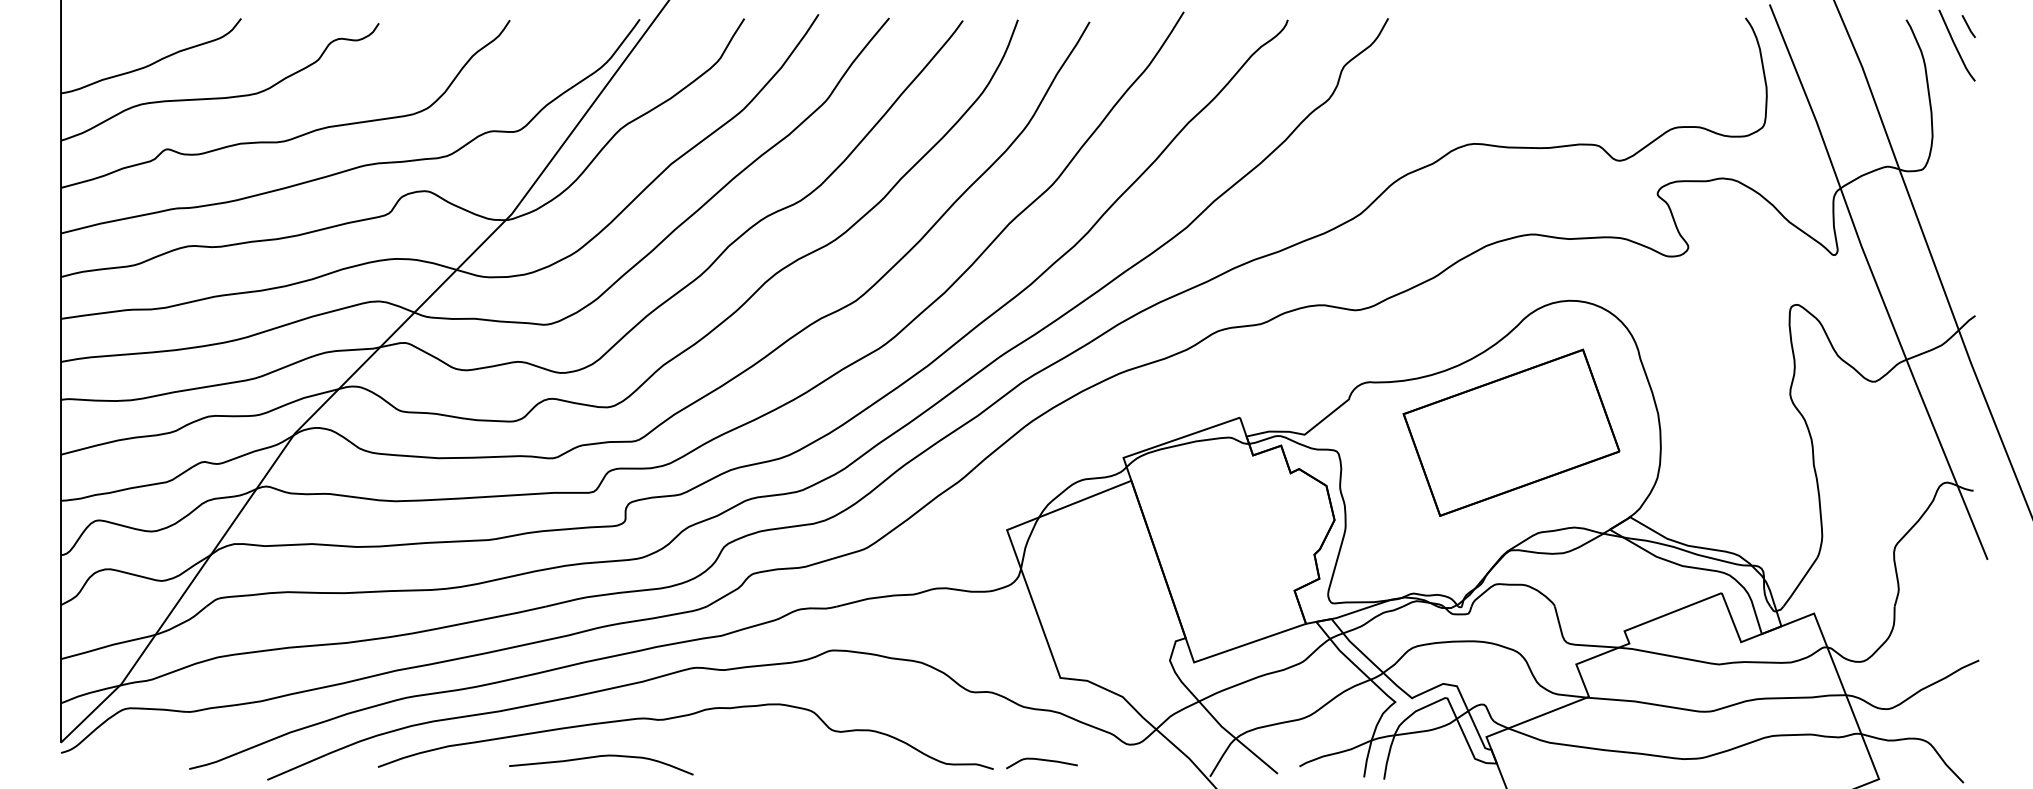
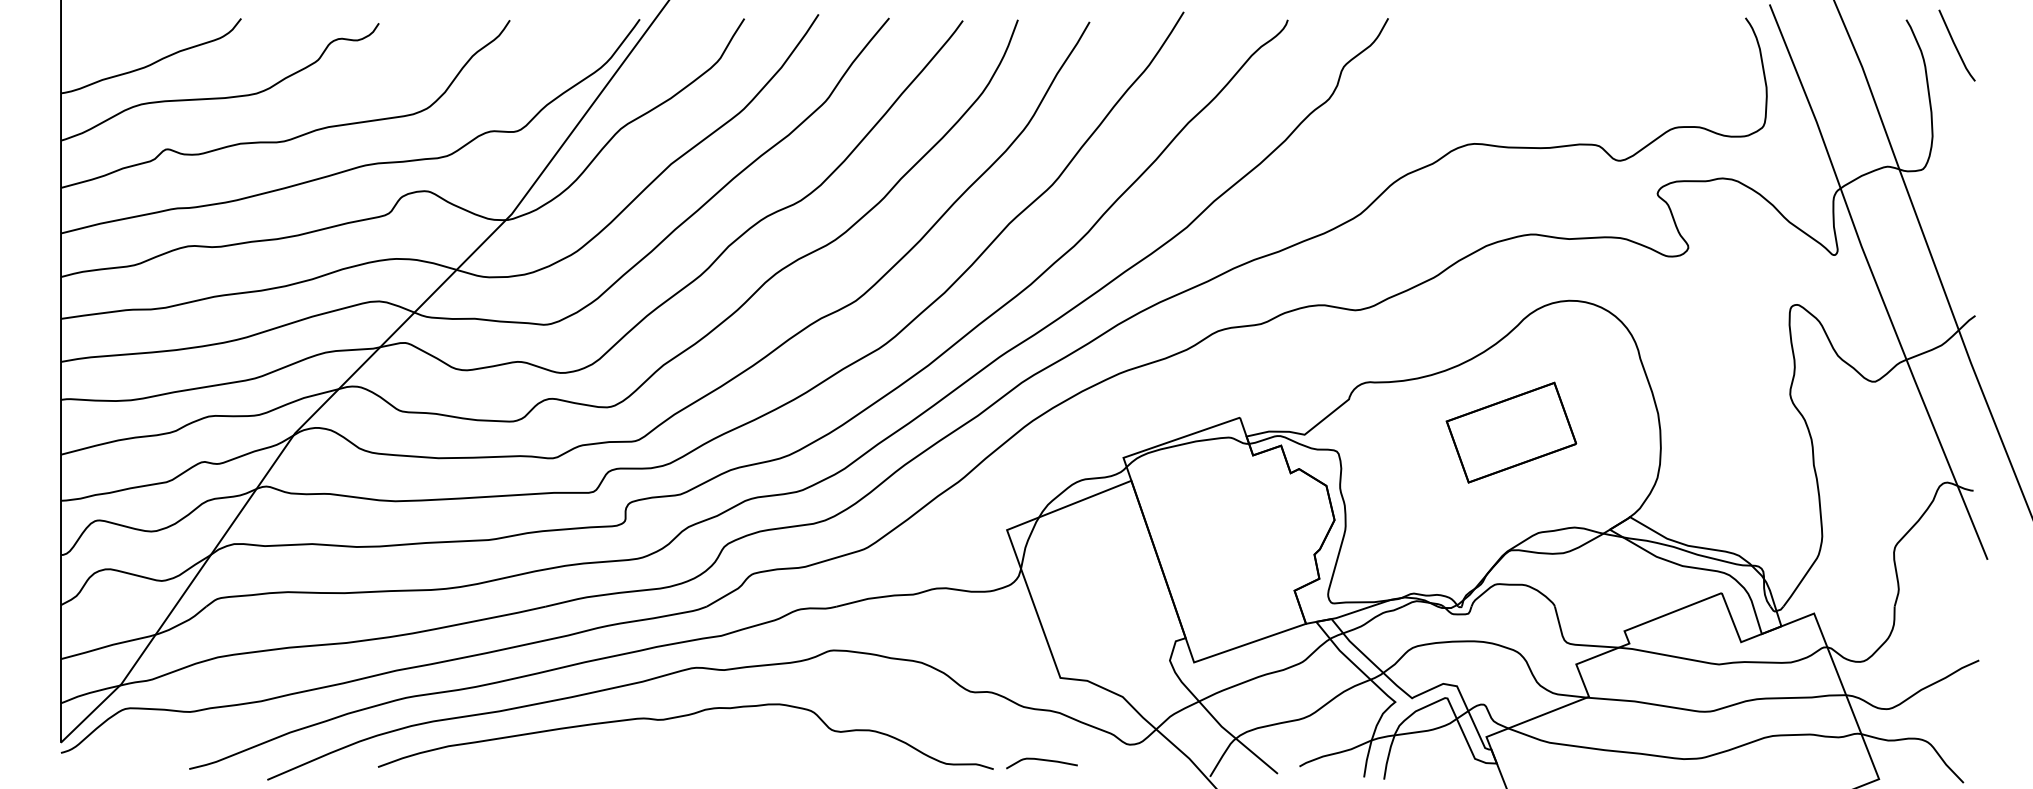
line: present -> none (1968, 26)
part size: 219x169 px -> 133x103 px (1511, 432)
curve: present -> none (599, 757)
